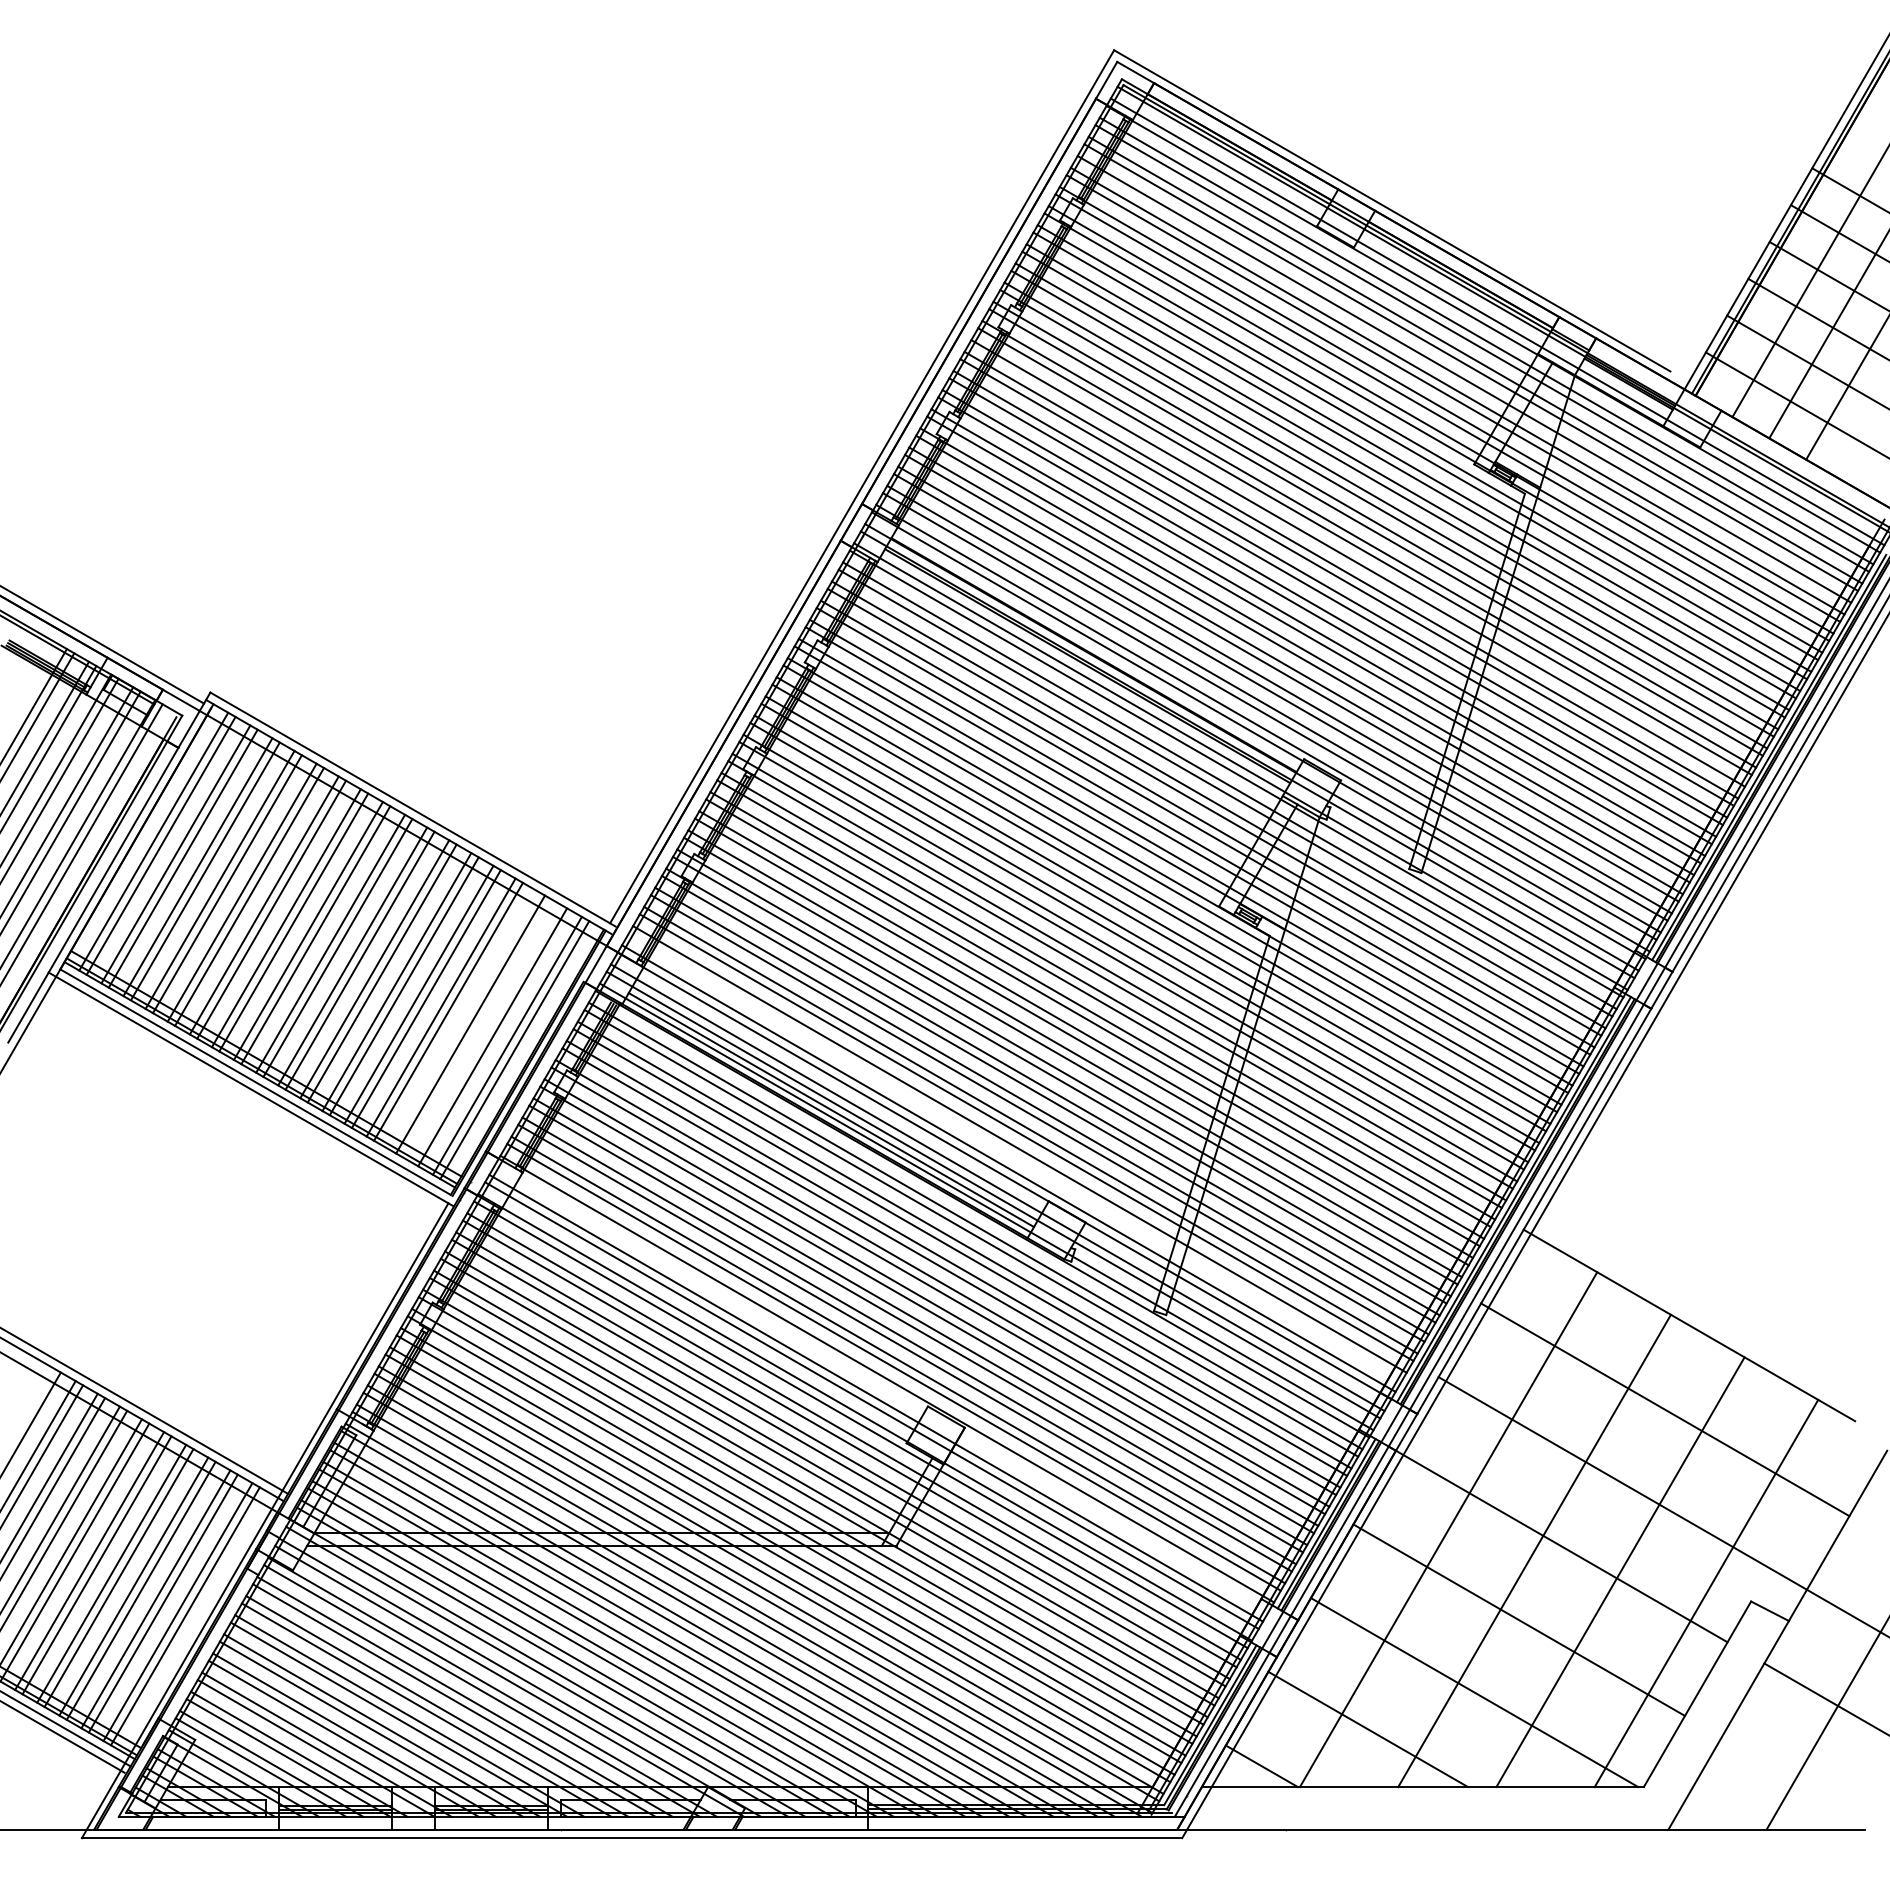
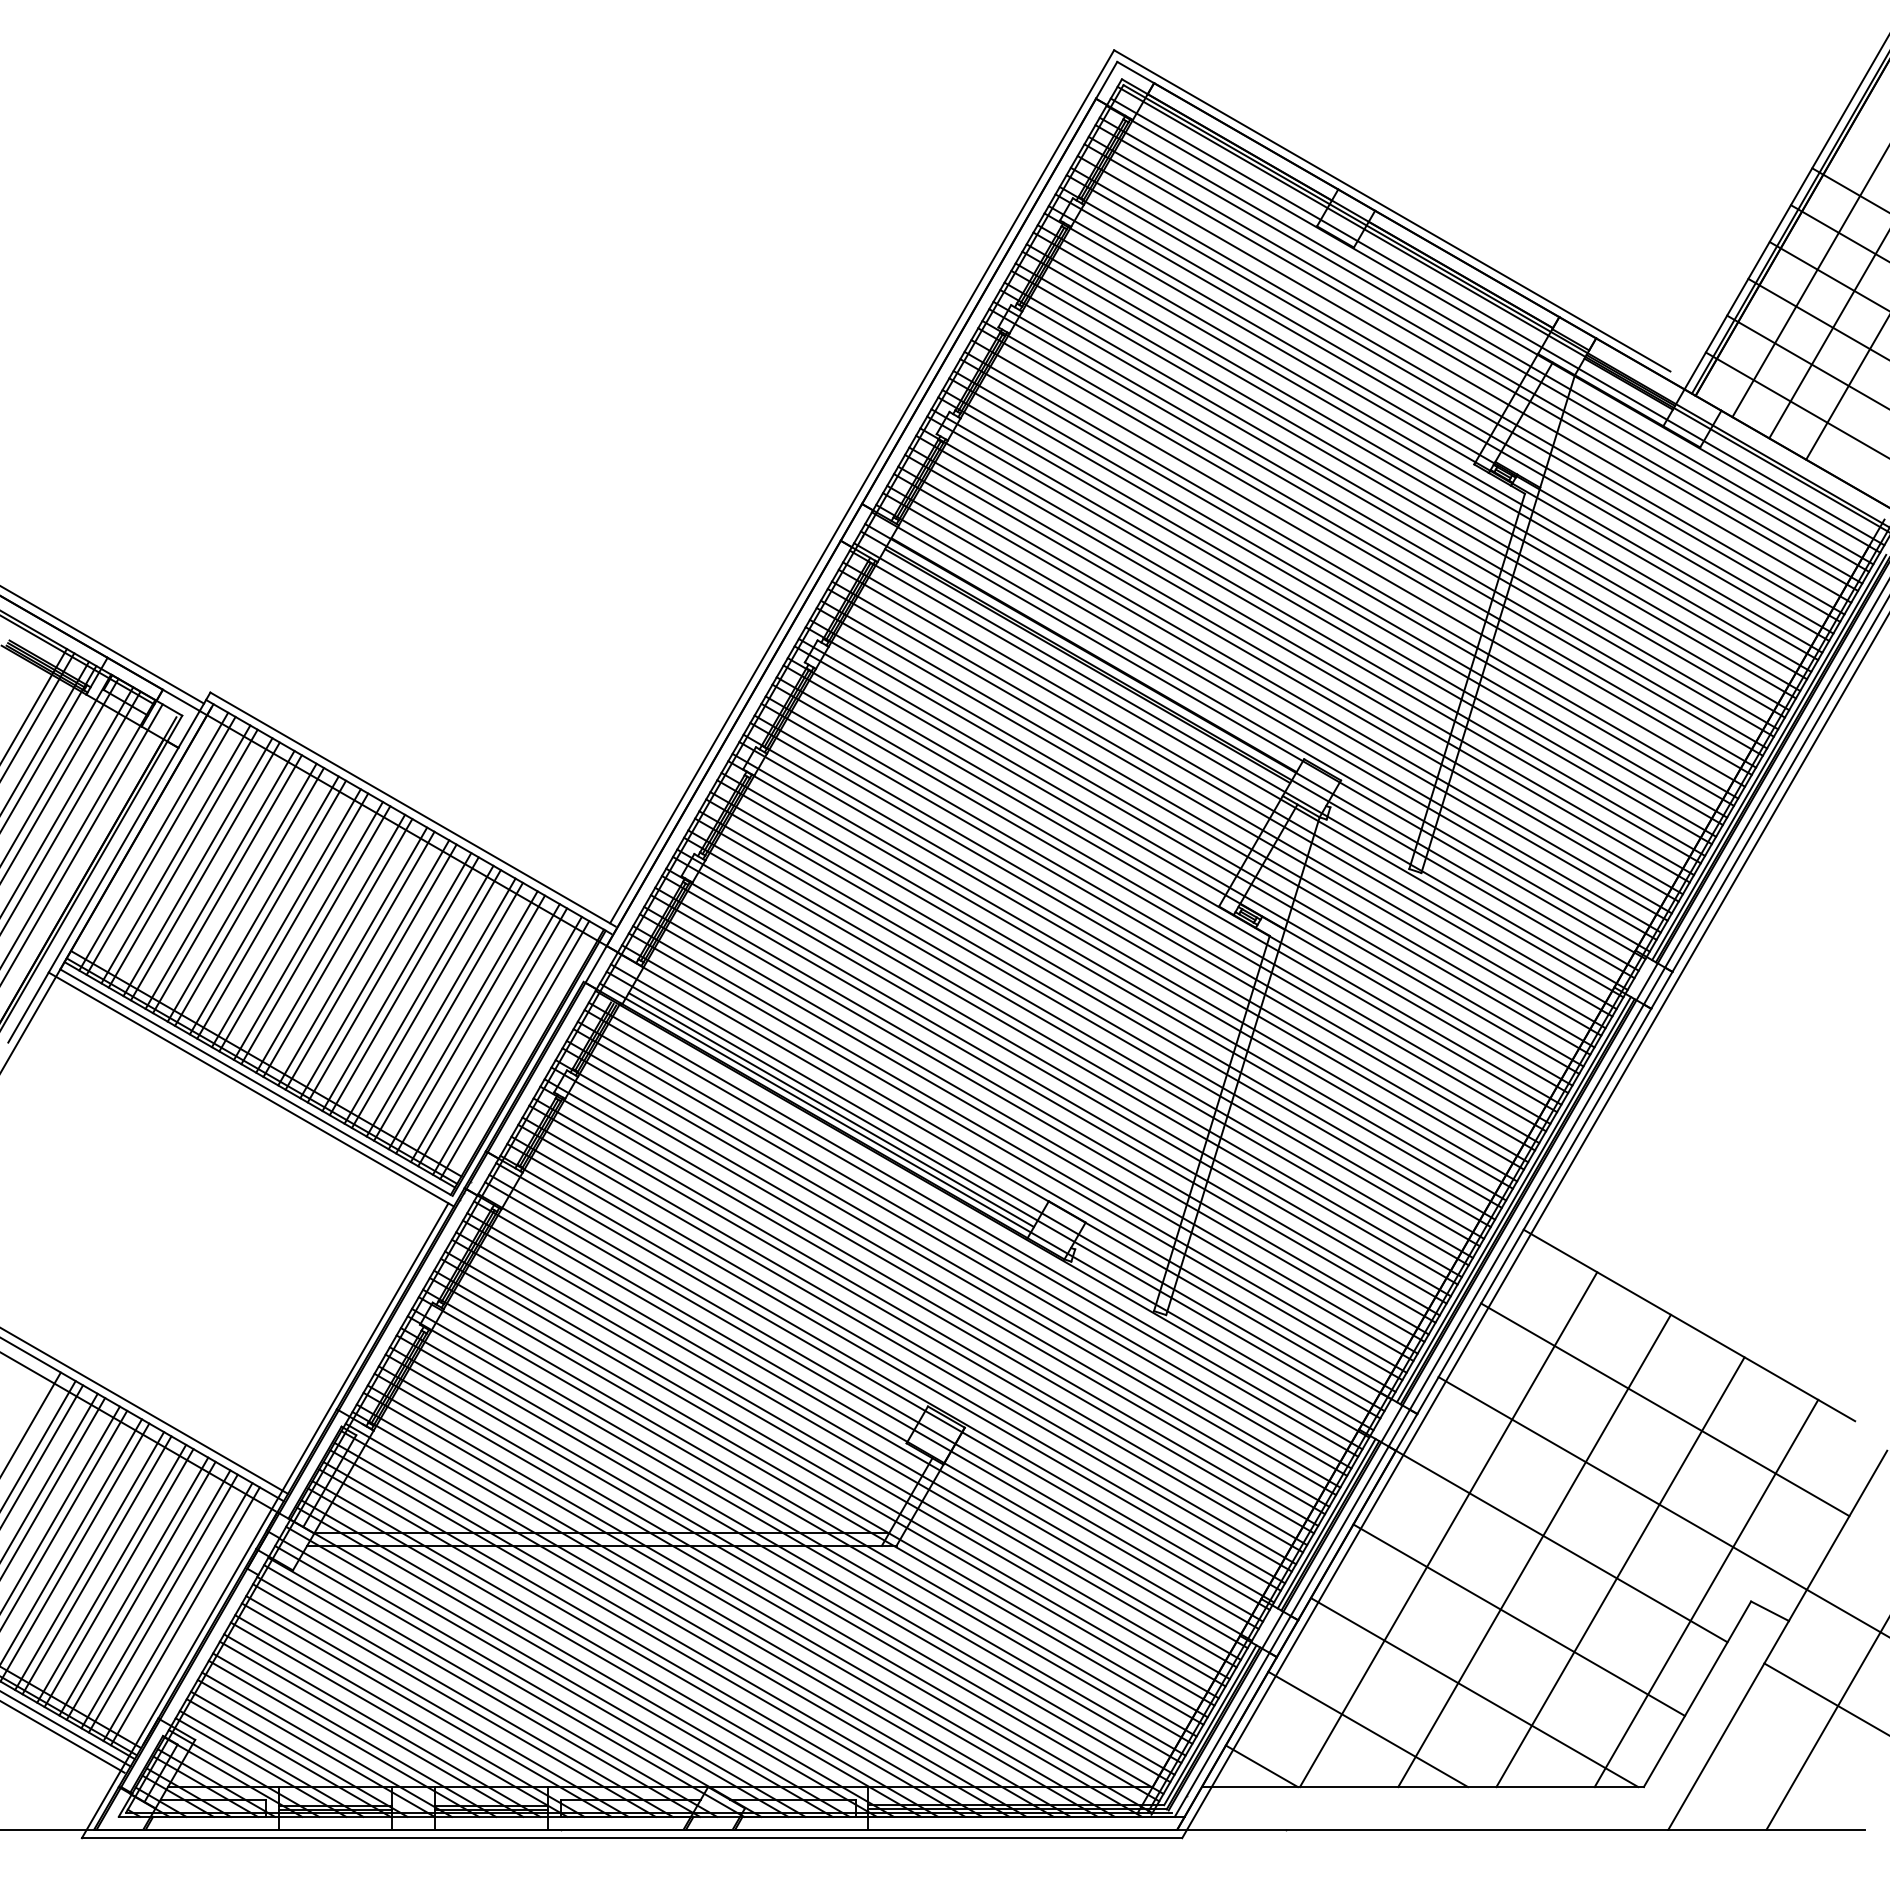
line: none -> present (462, 1020)
line: none -> present (484, 1033)
line: none -> present (1015, 1156)
line: none -> present (882, 1386)
